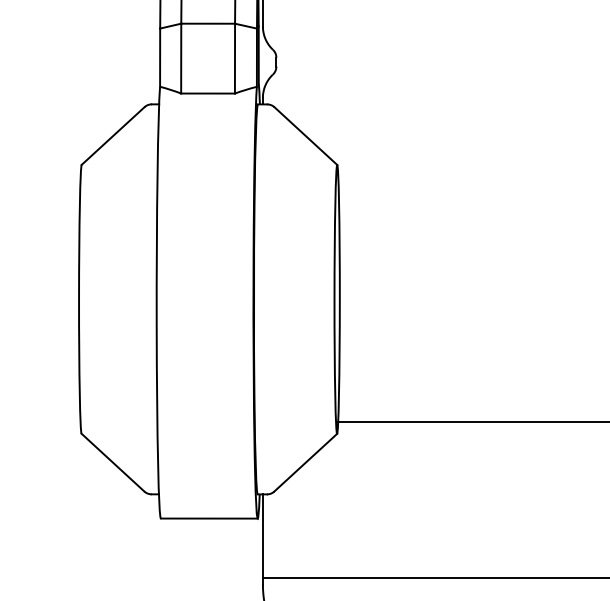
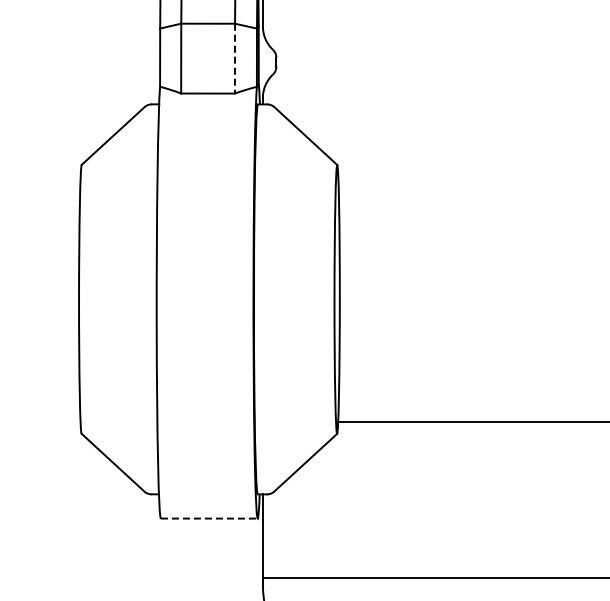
line: solid -> dashed (235, 58)
line: solid -> dashed (209, 518)
